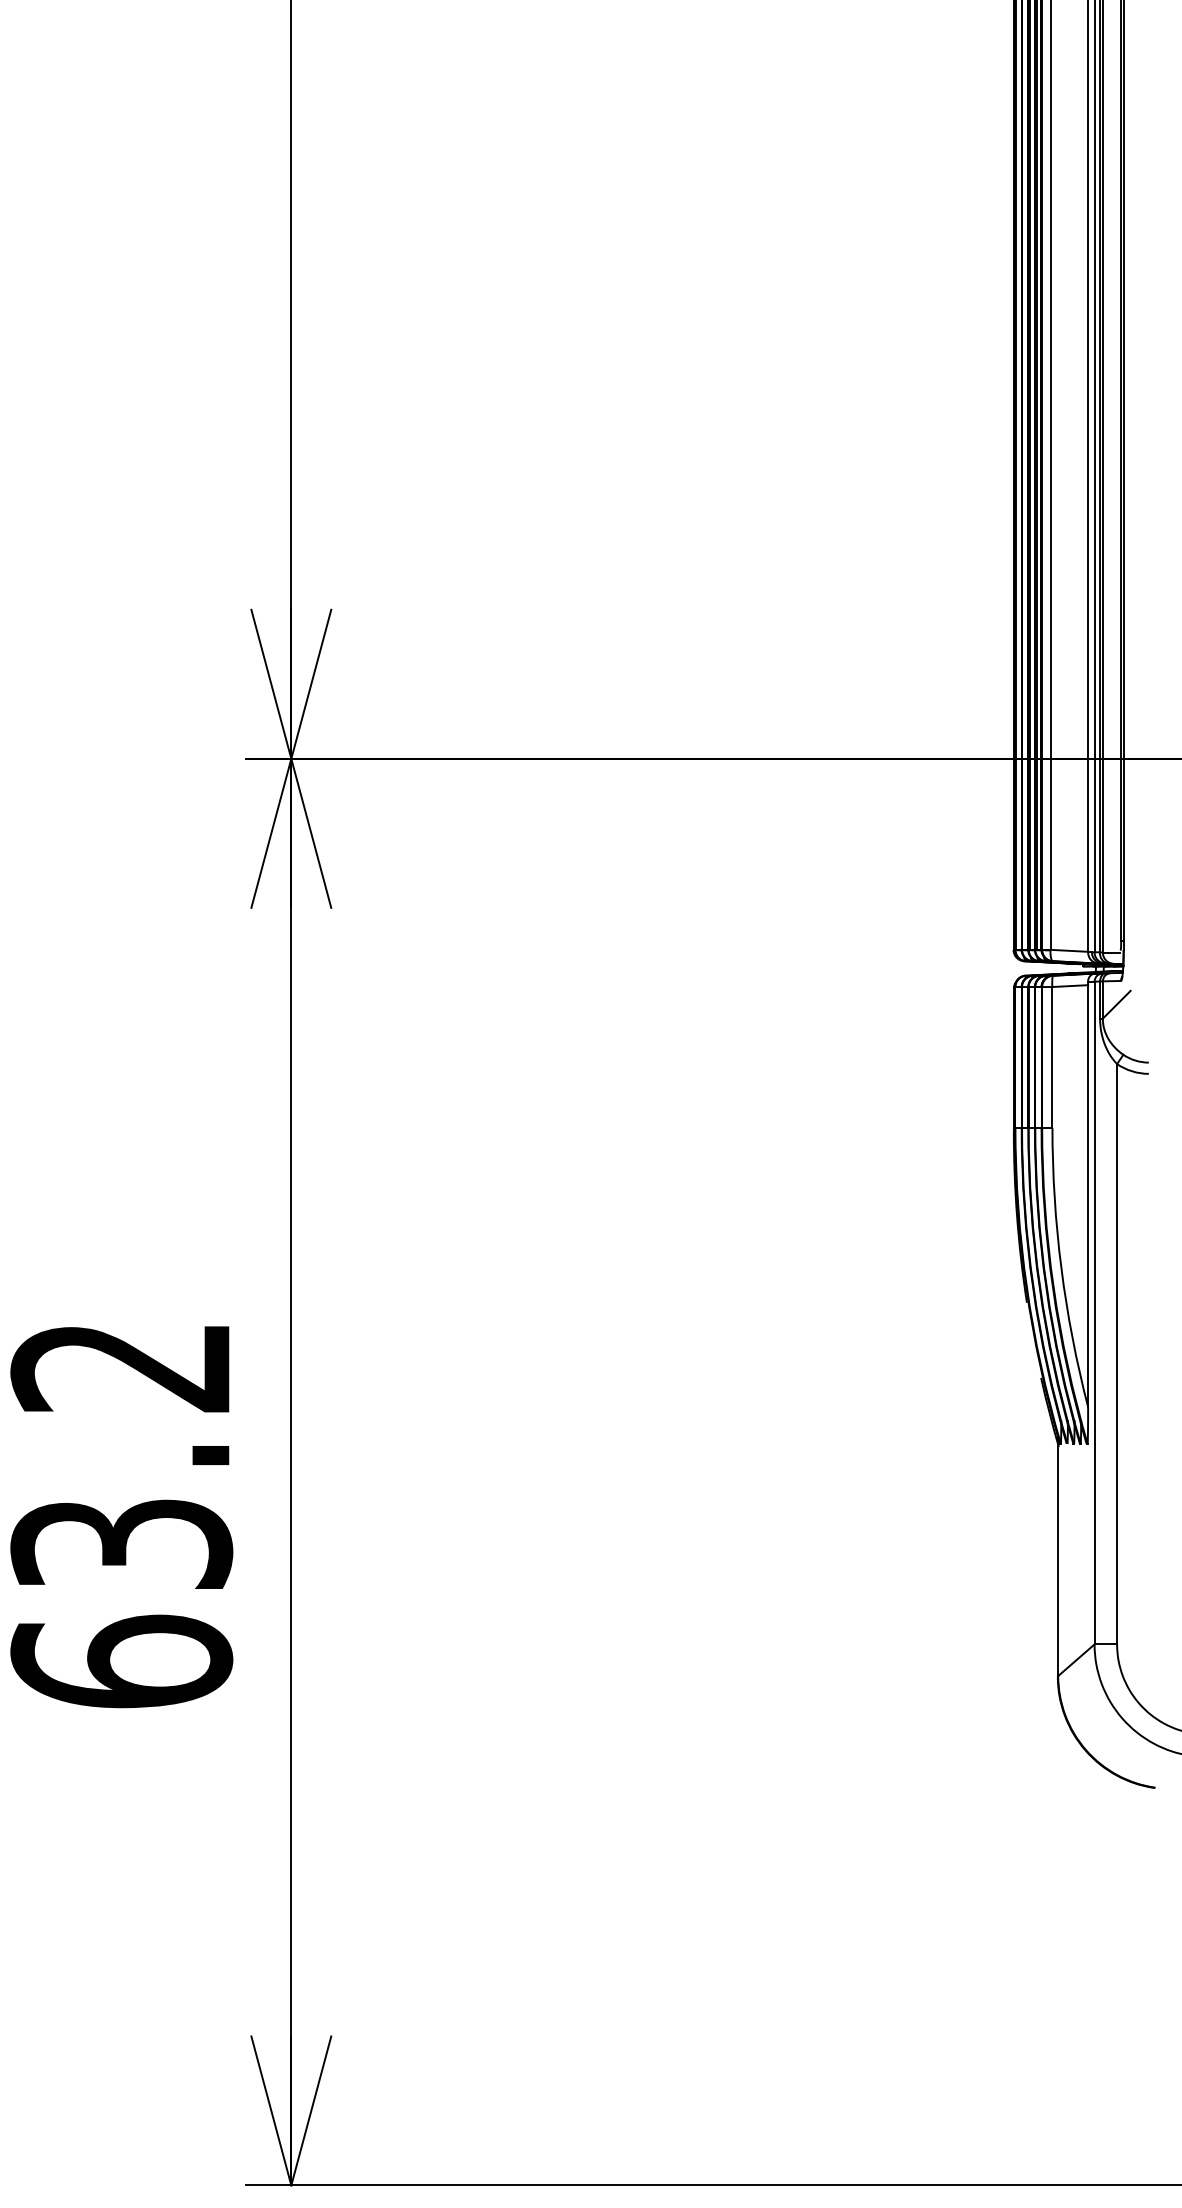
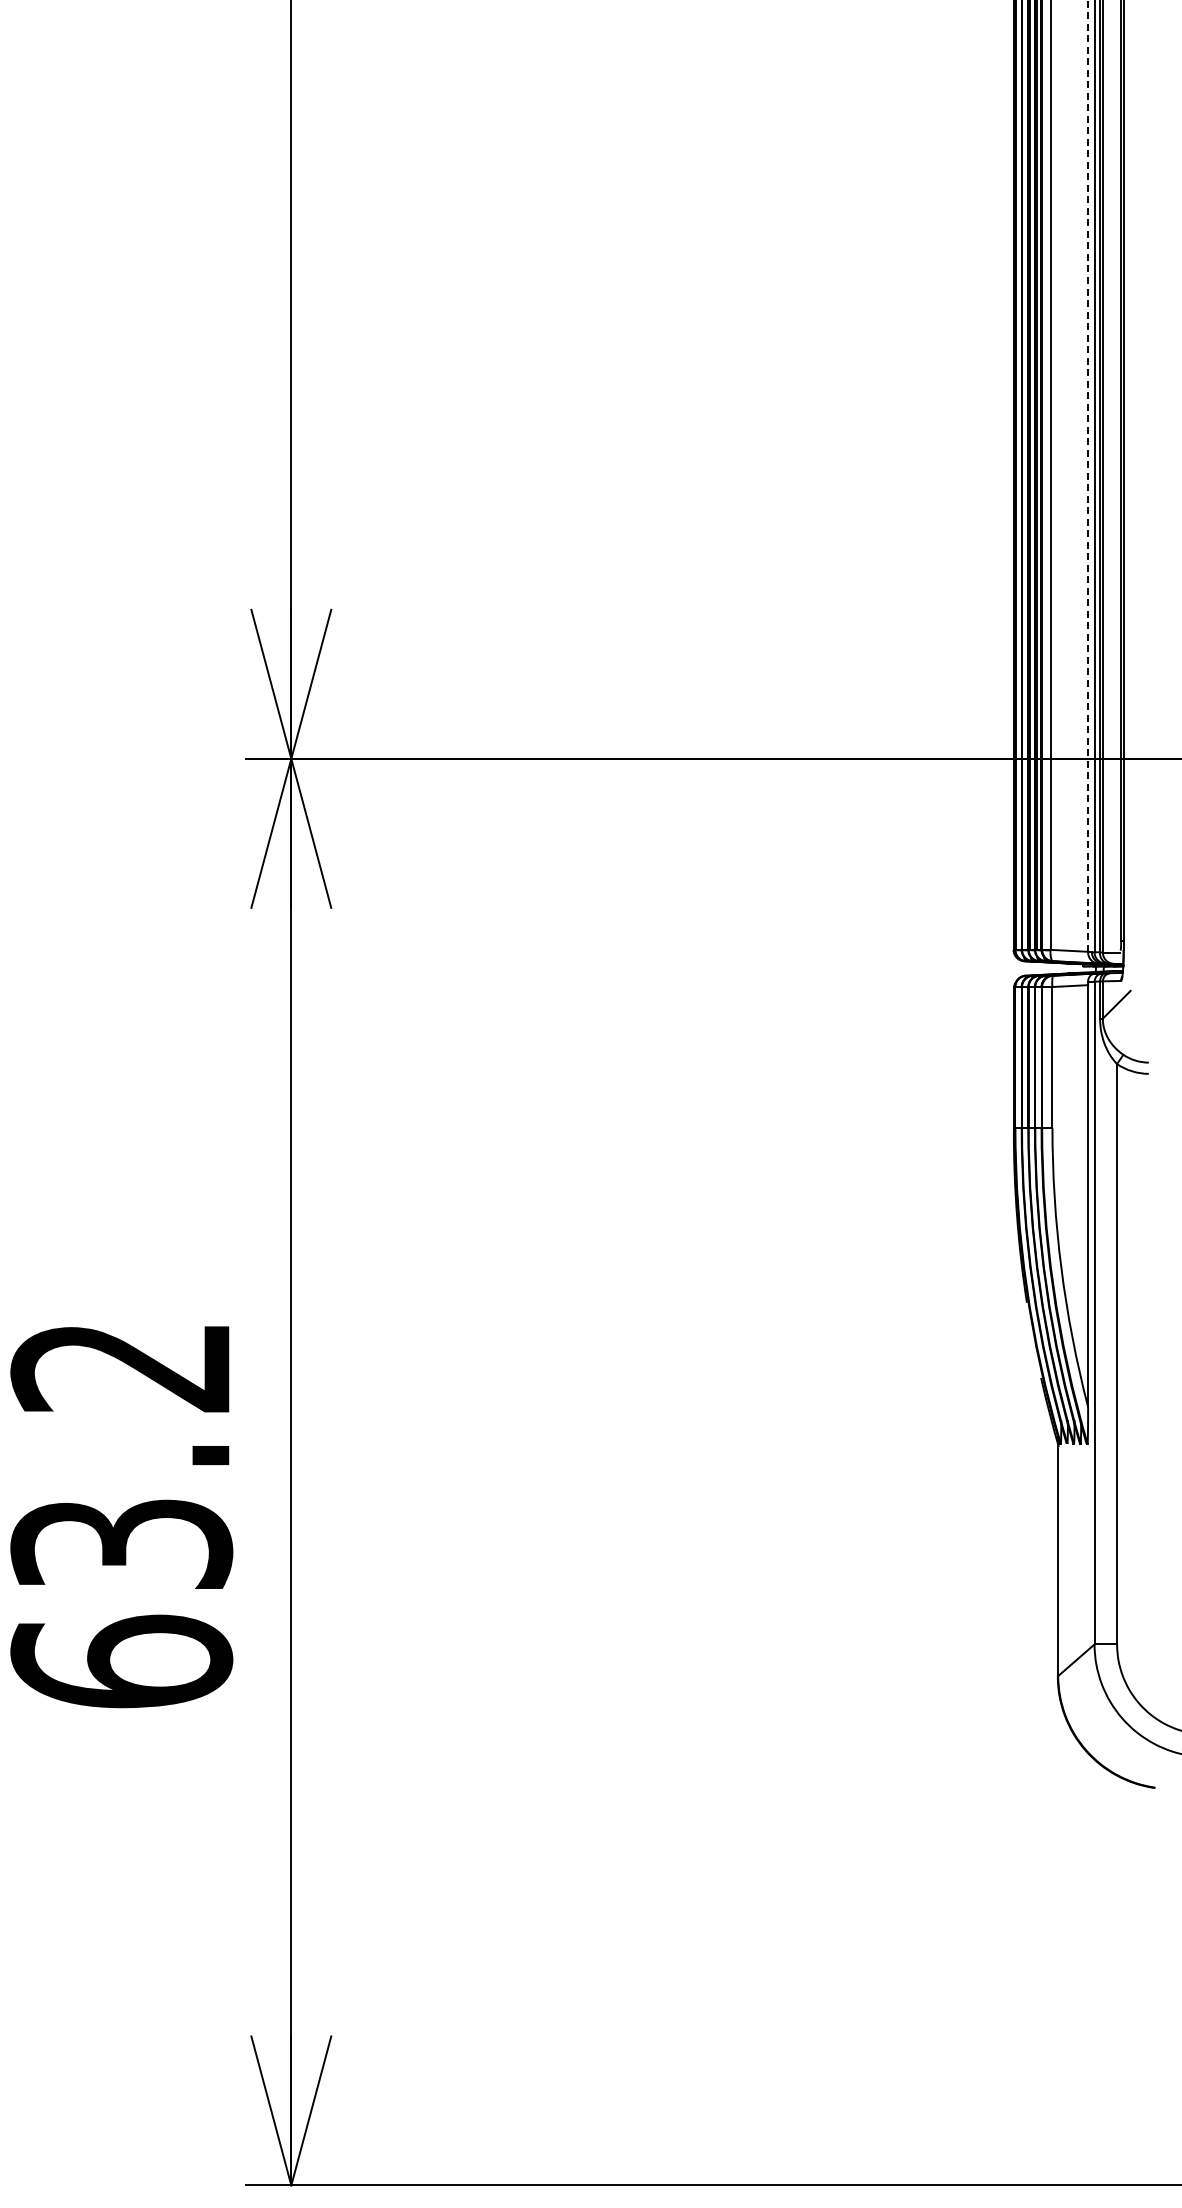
line: solid -> dashed (1088, 475)
